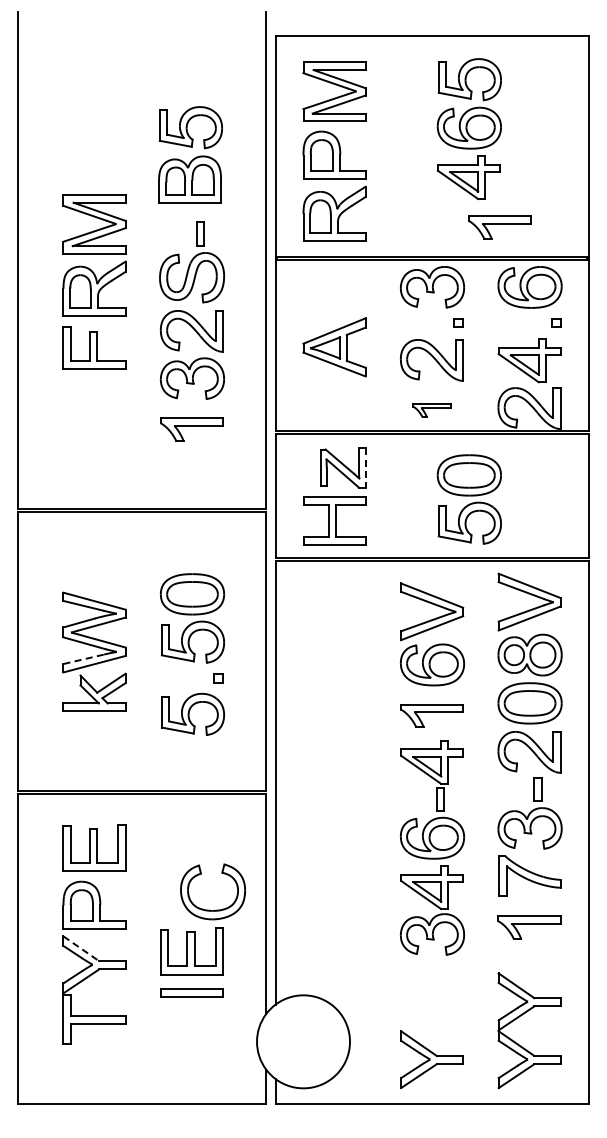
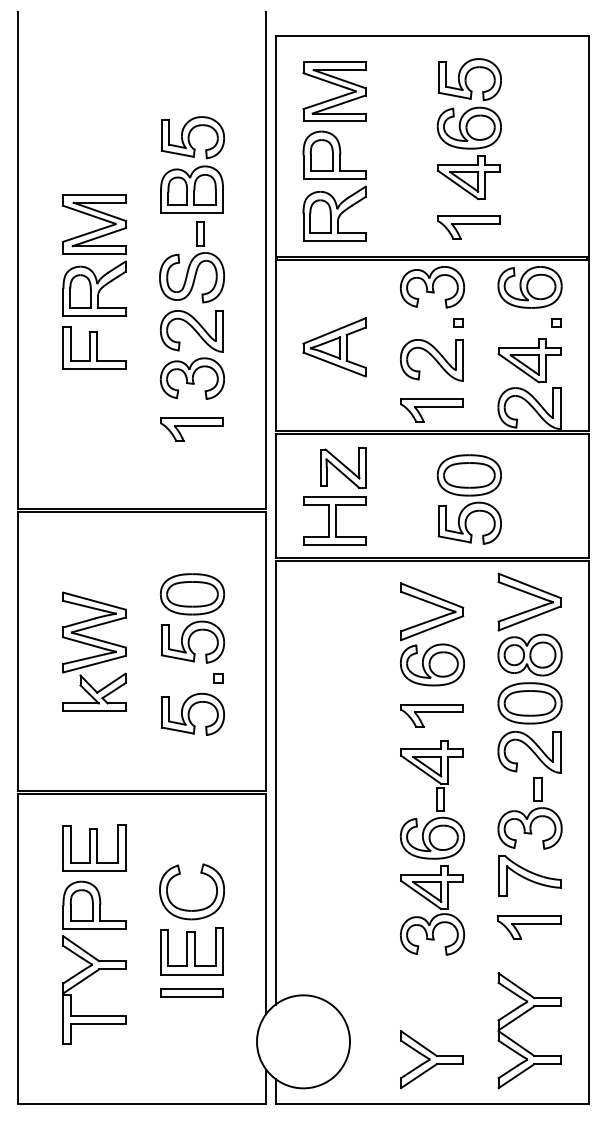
part position: (190, 154) -> (192, 164) (192, 164)
part position: (499, 227) -> (468, 227) (468, 227)
part size: 40x15 px -> 64x25 px (431, 410)
line: dashed -> solid (365, 468)
line: dashed -> solid (83, 659)
part position: (209, 909) -> (188, 909) (188, 909)
line: dashed -> solid (81, 948)
